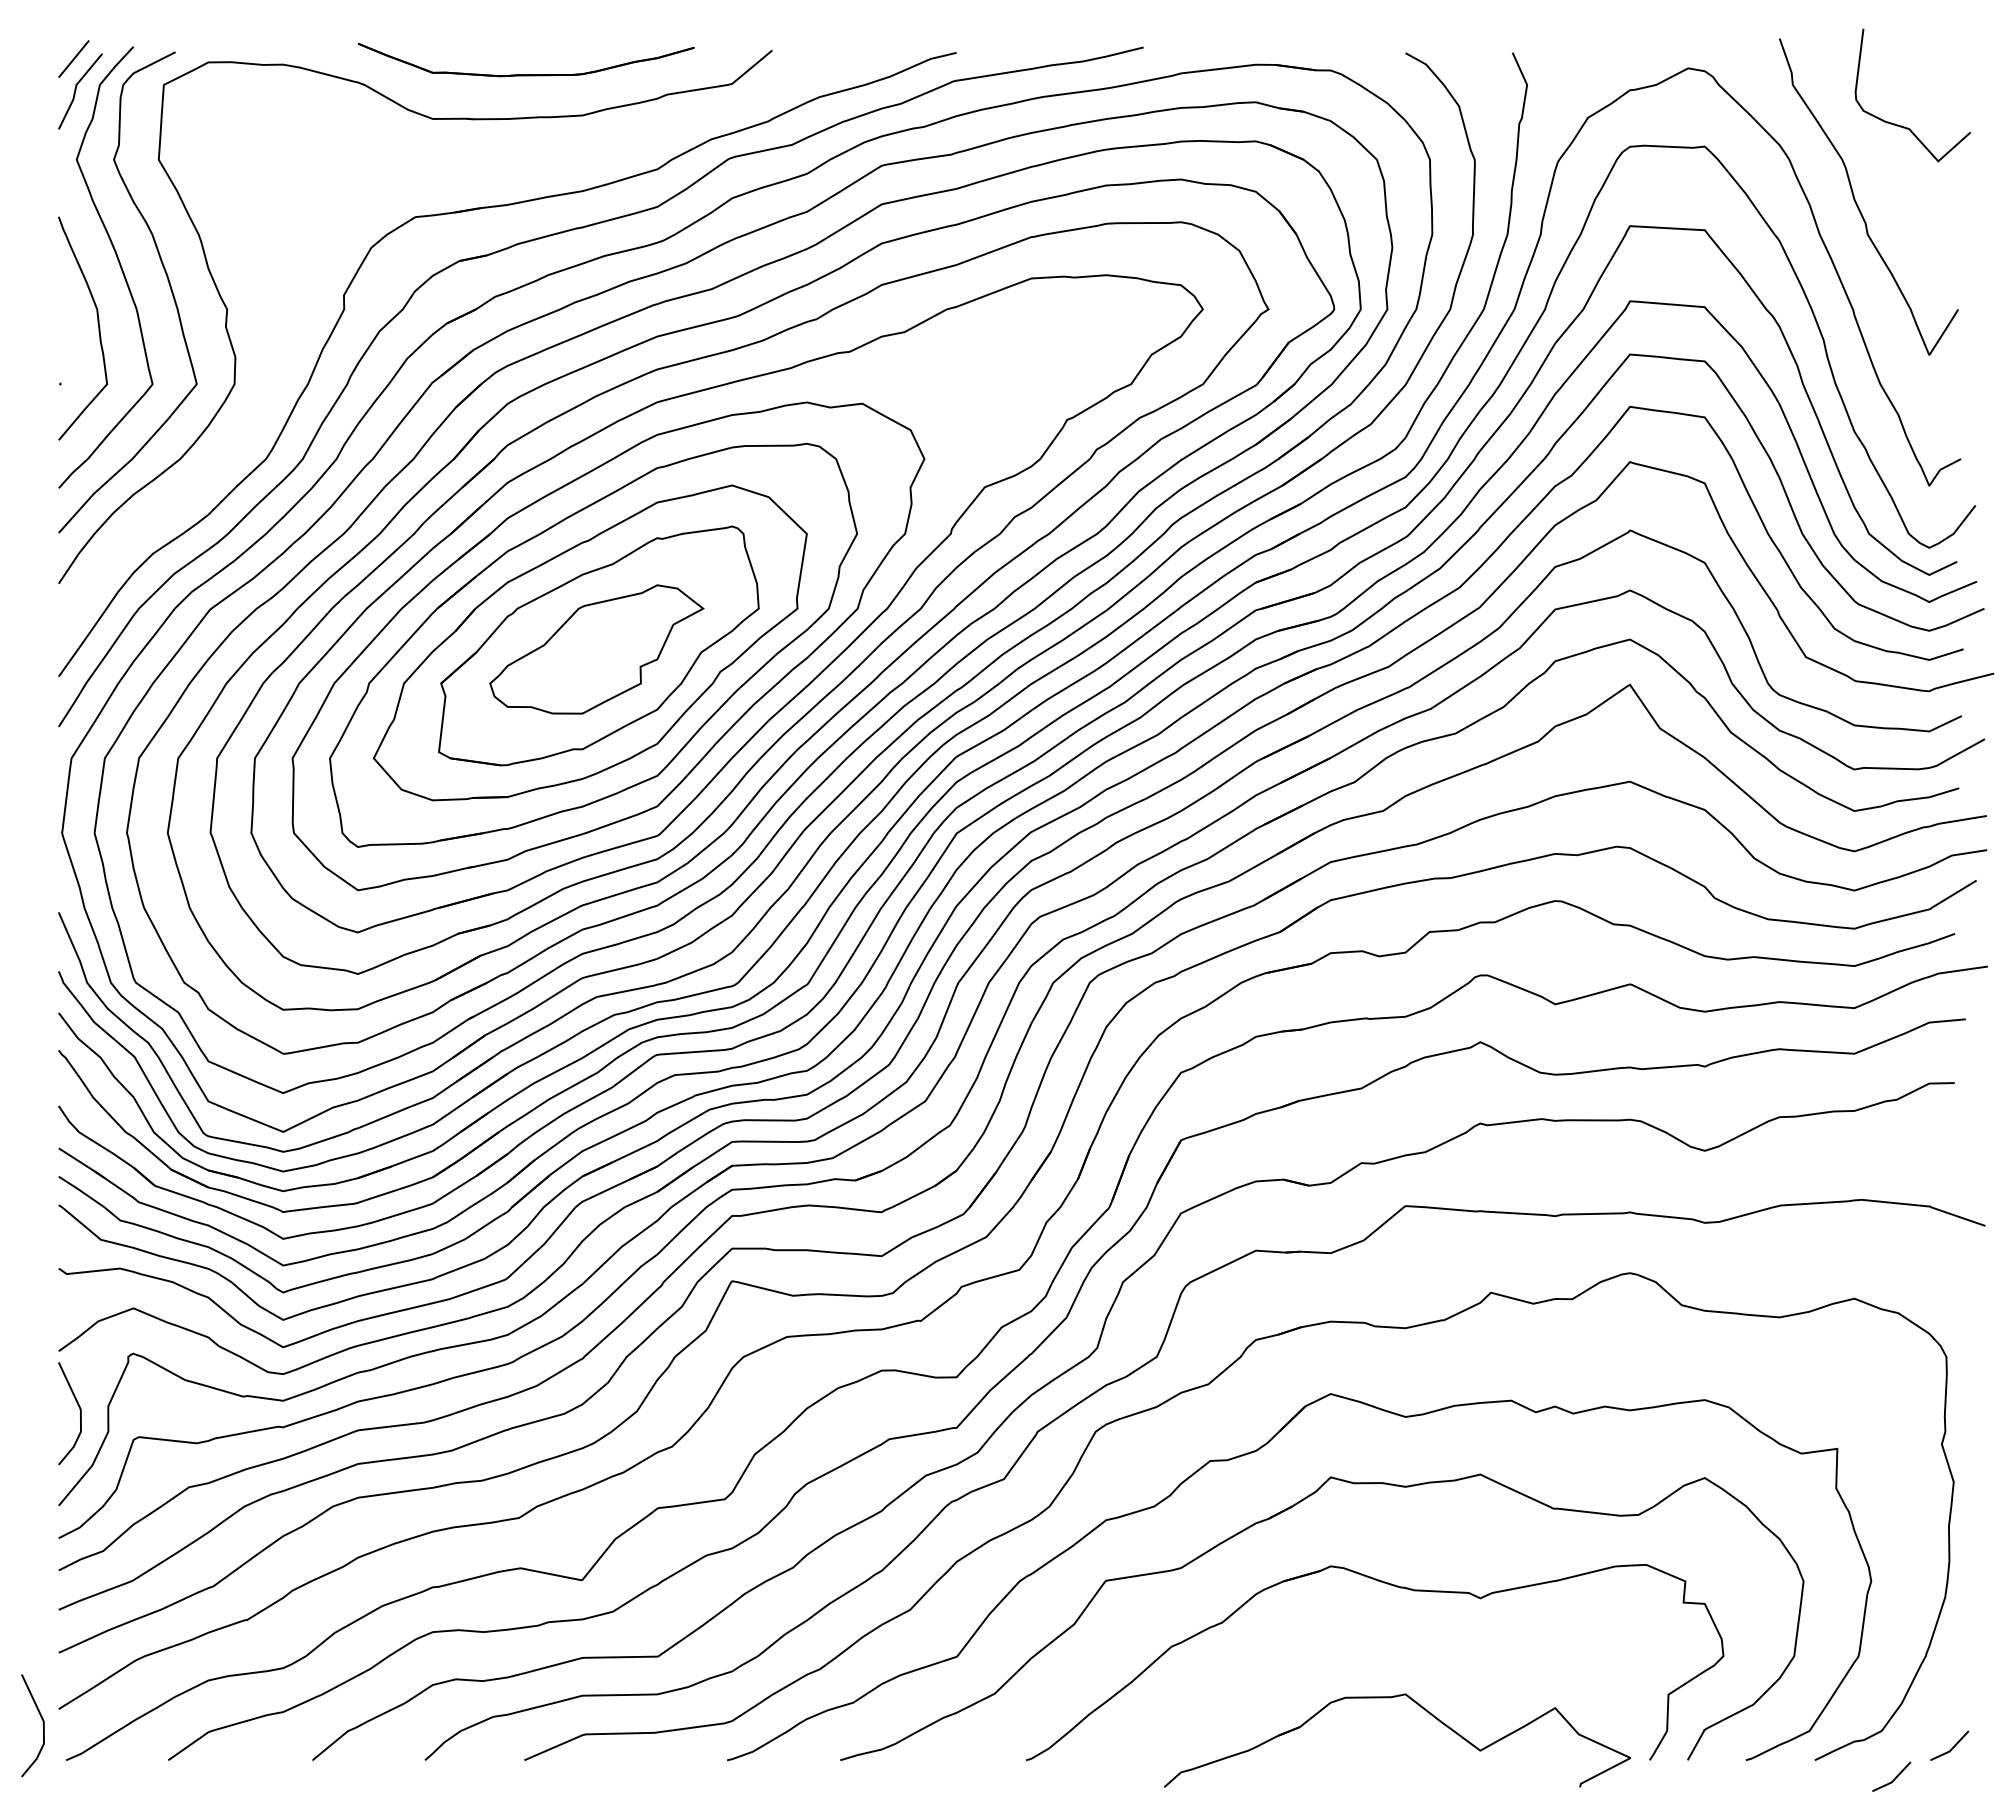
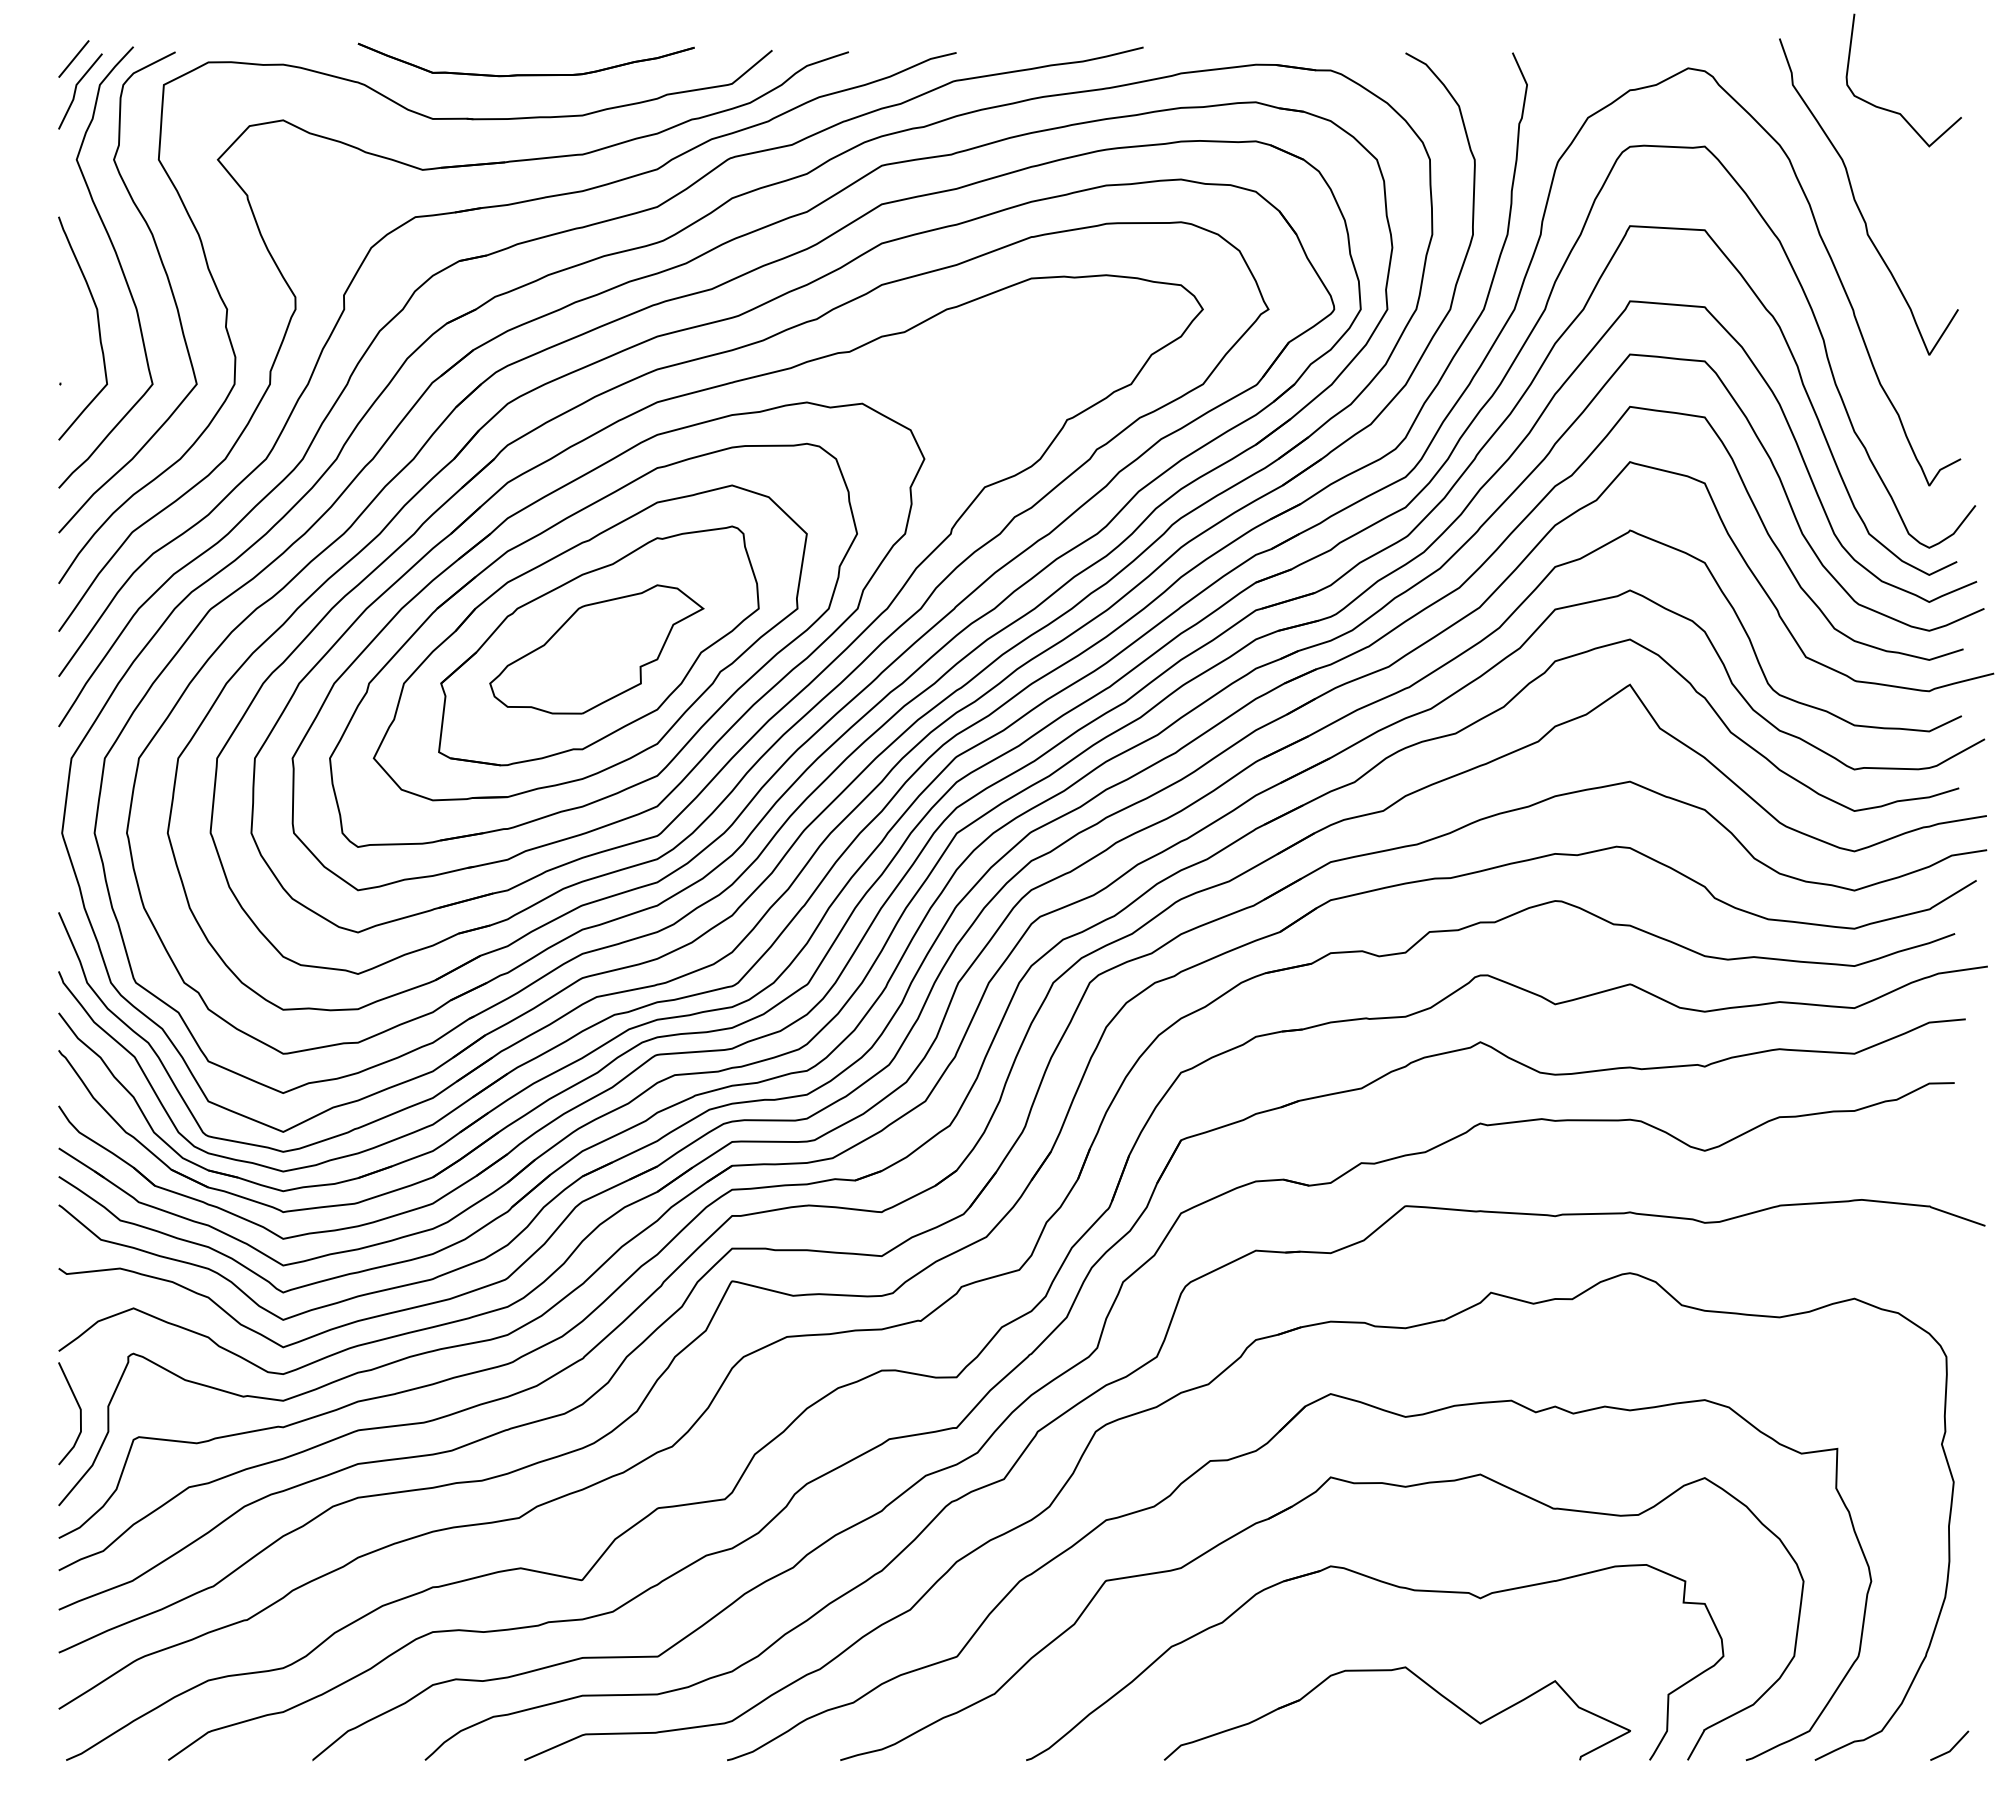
curve position: (1901, 125) -> (1892, 110) (1892, 110)
part: none -> present (296, 309)
part position: (1420, 1707) -> (1420, 1680) (1420, 1680)
line: present -> none (42, 1721)
line: present -> none (1894, 1778)
